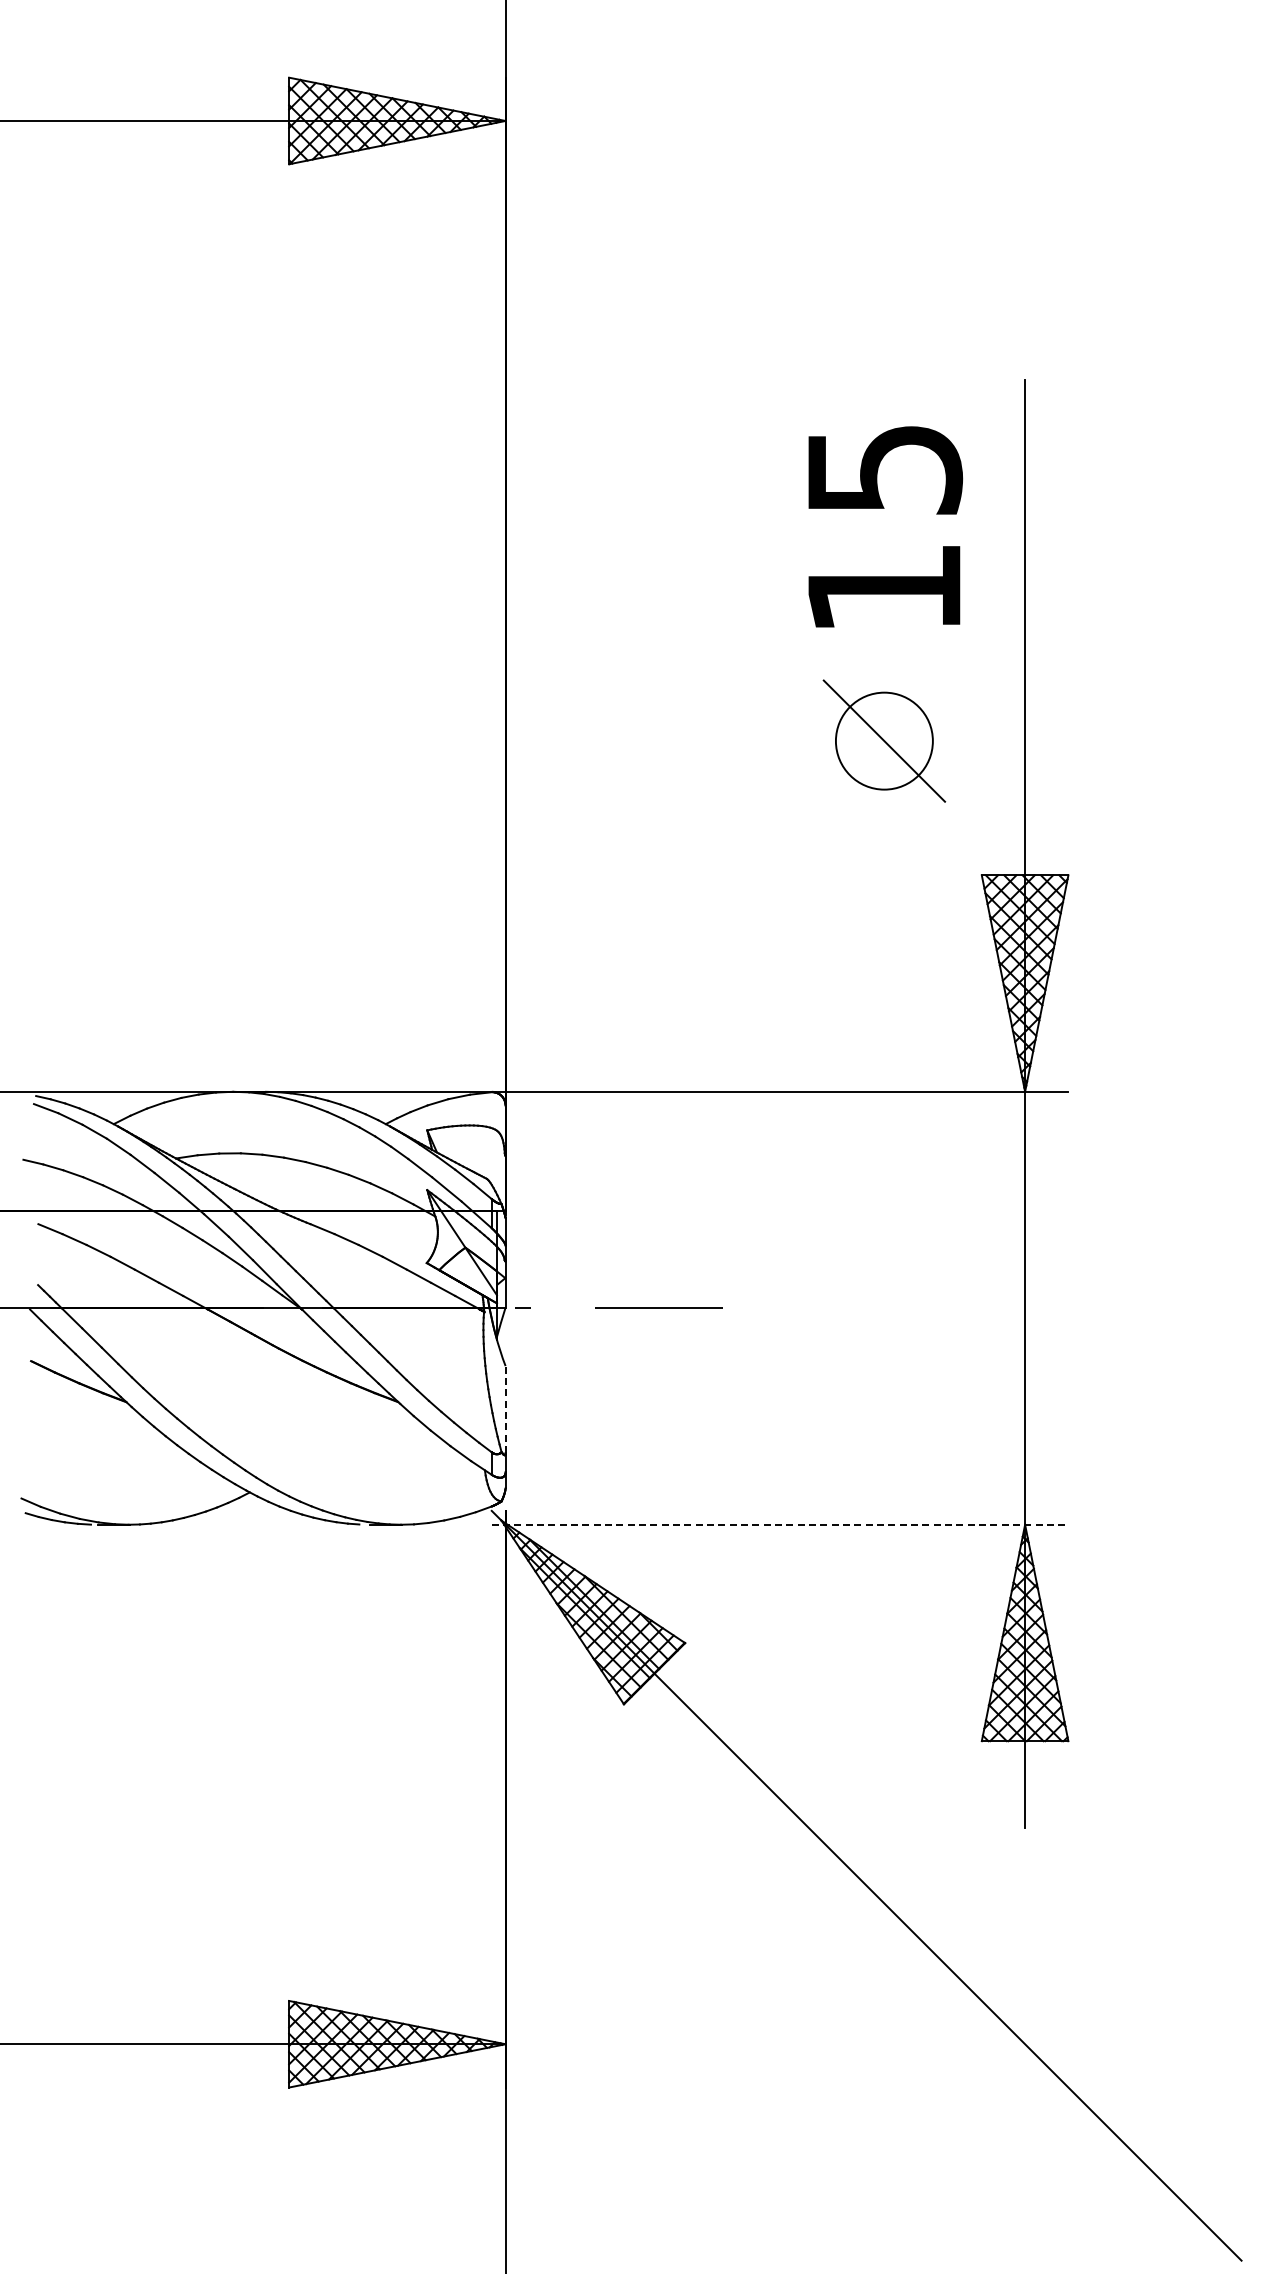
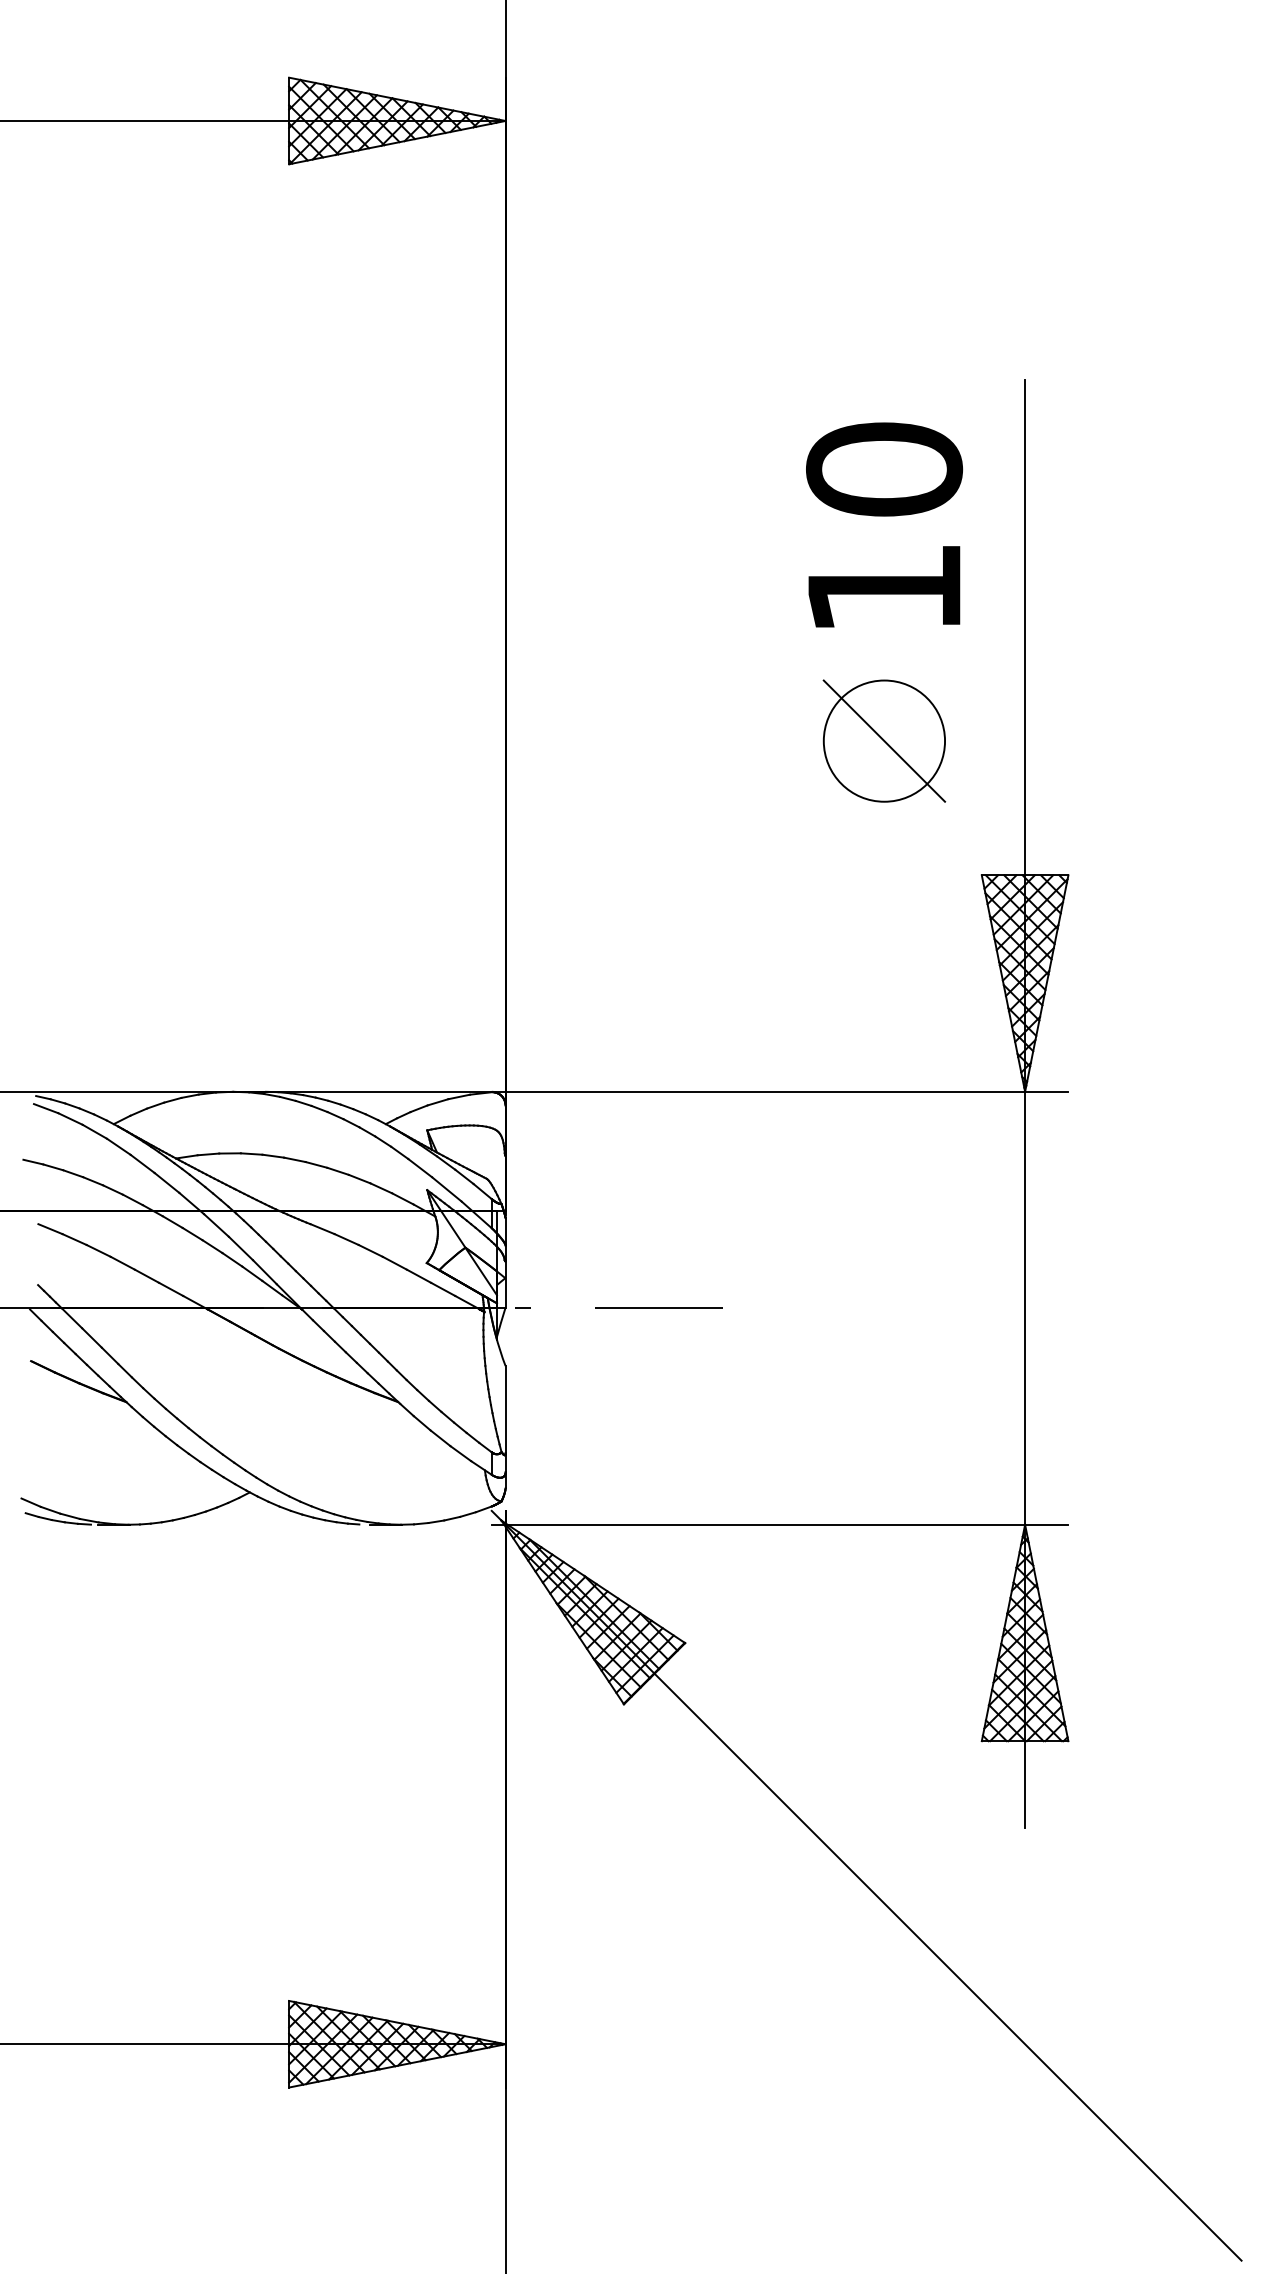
text: 15 -> 10 (884, 469)
circle diameter: 97 px -> 121 px (884, 740)
line: dashed -> solid (505, 1409)
line: dashed -> solid (780, 1524)
